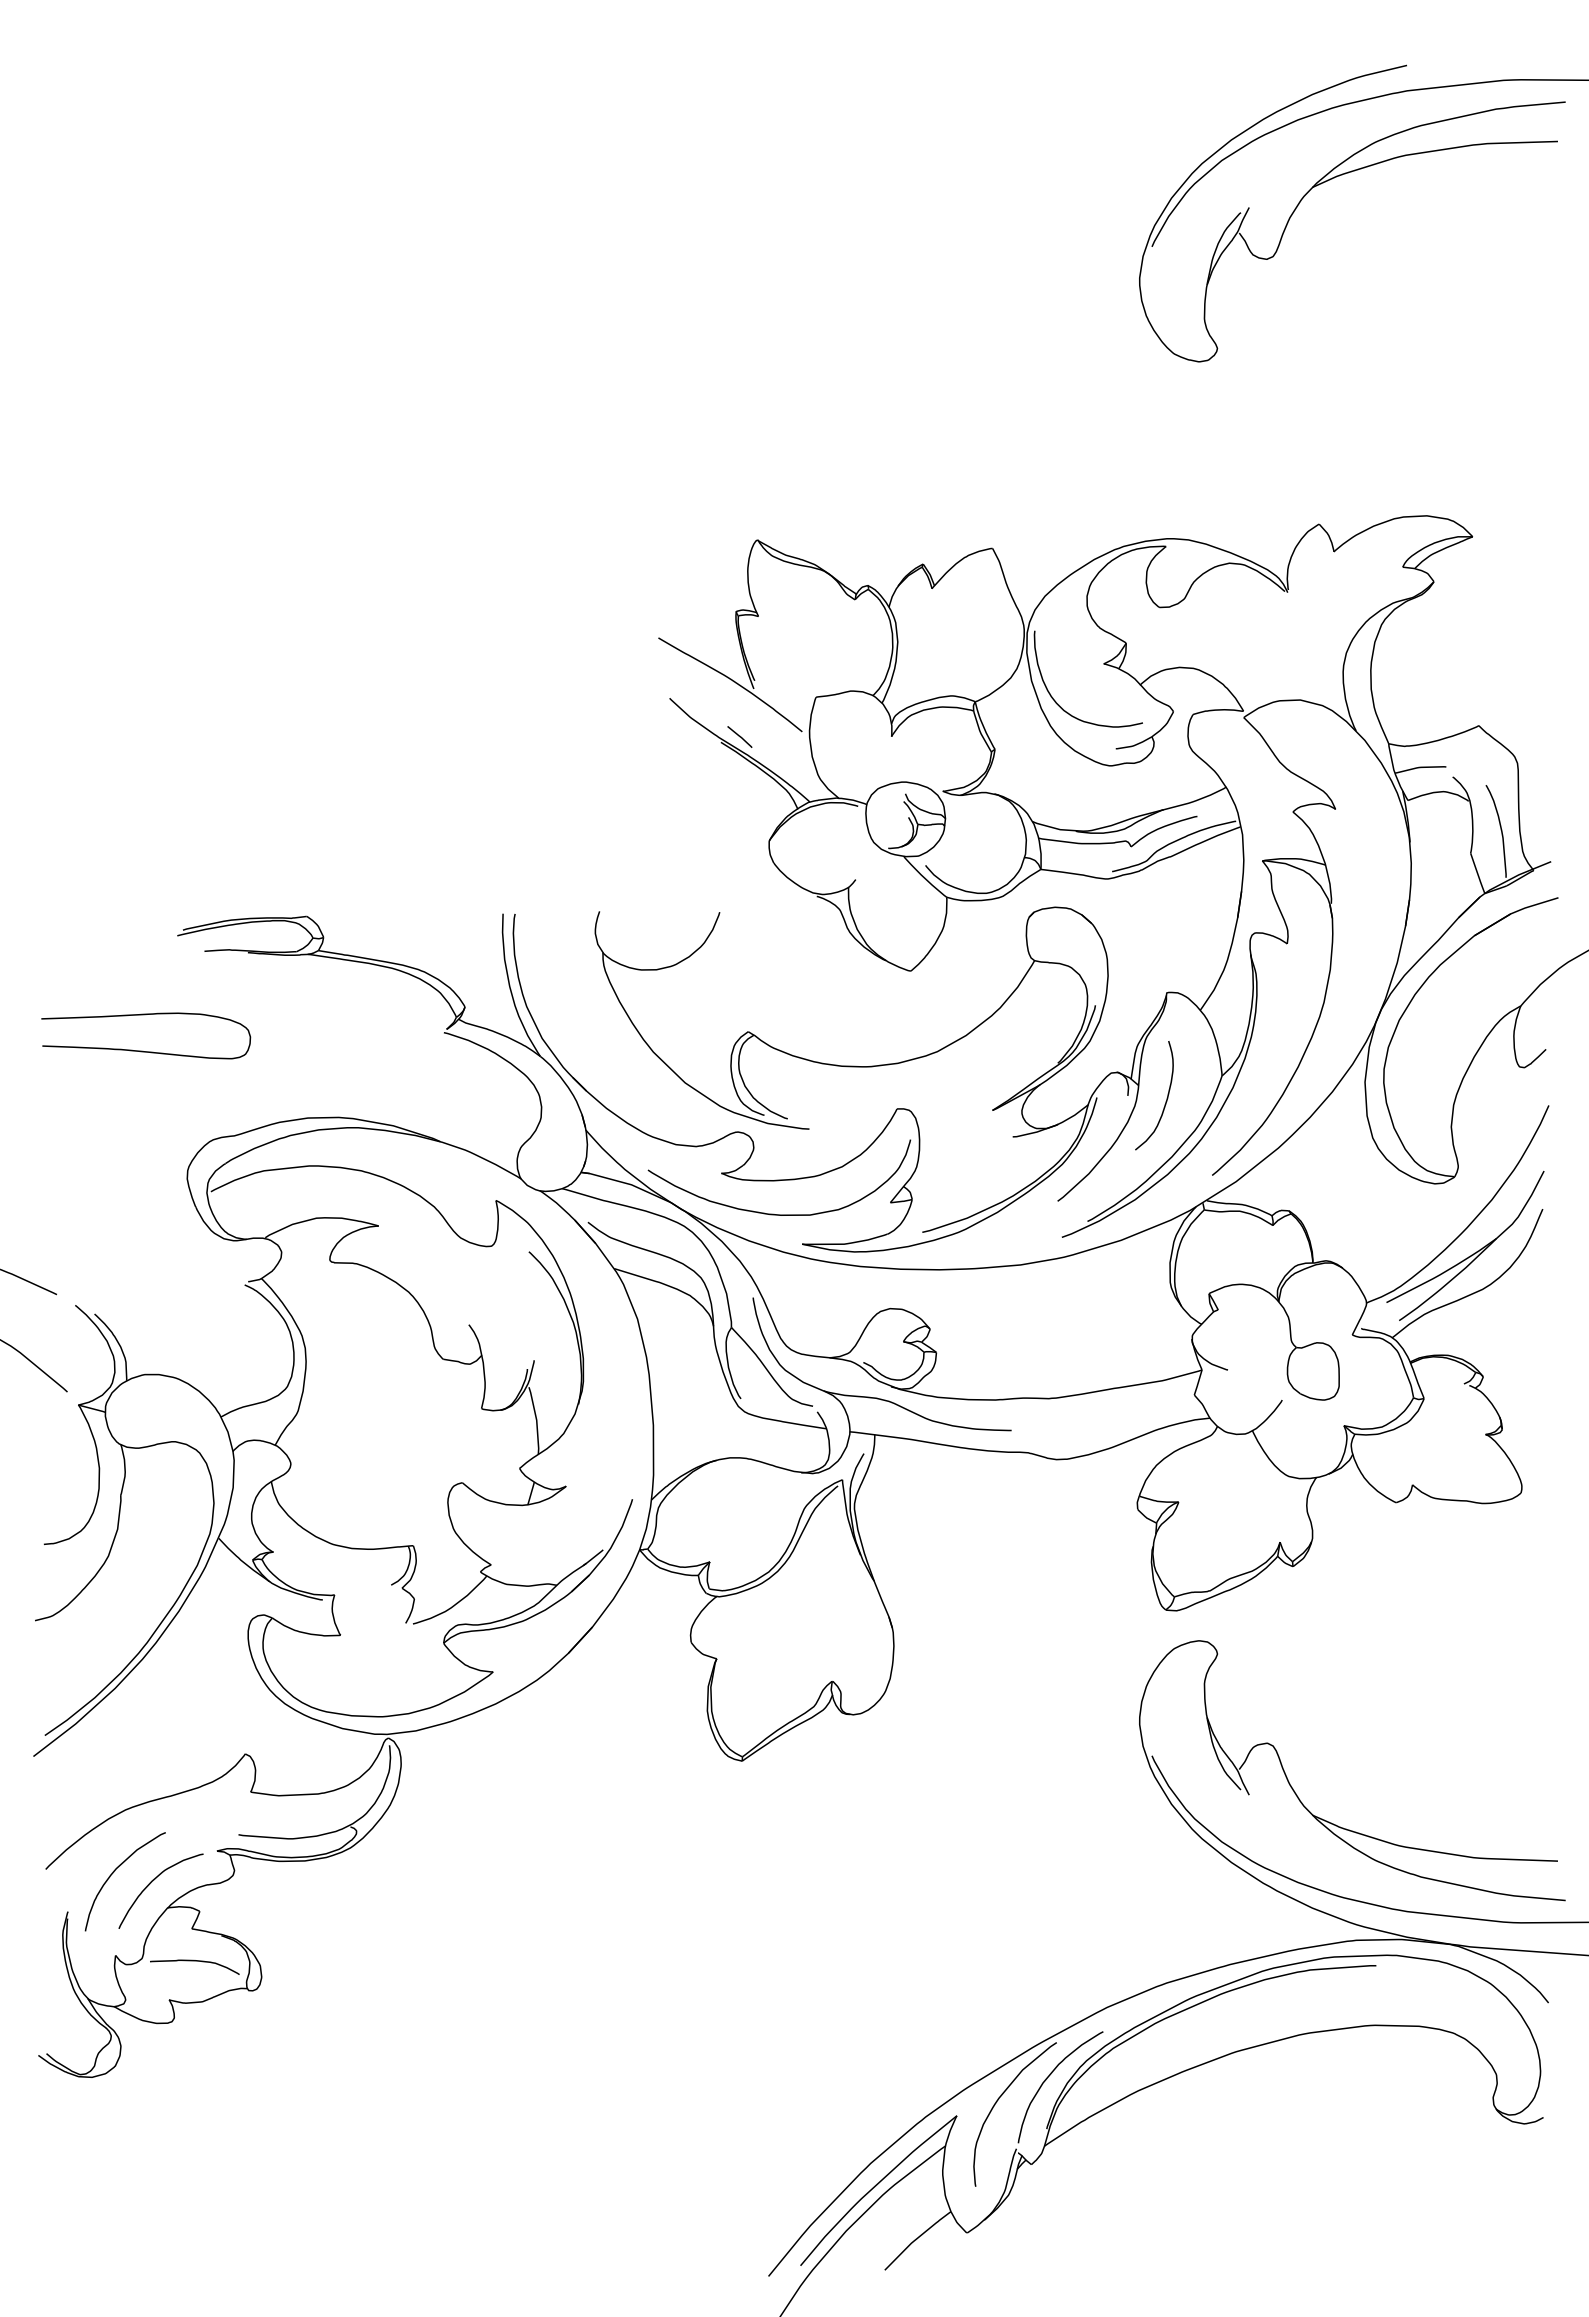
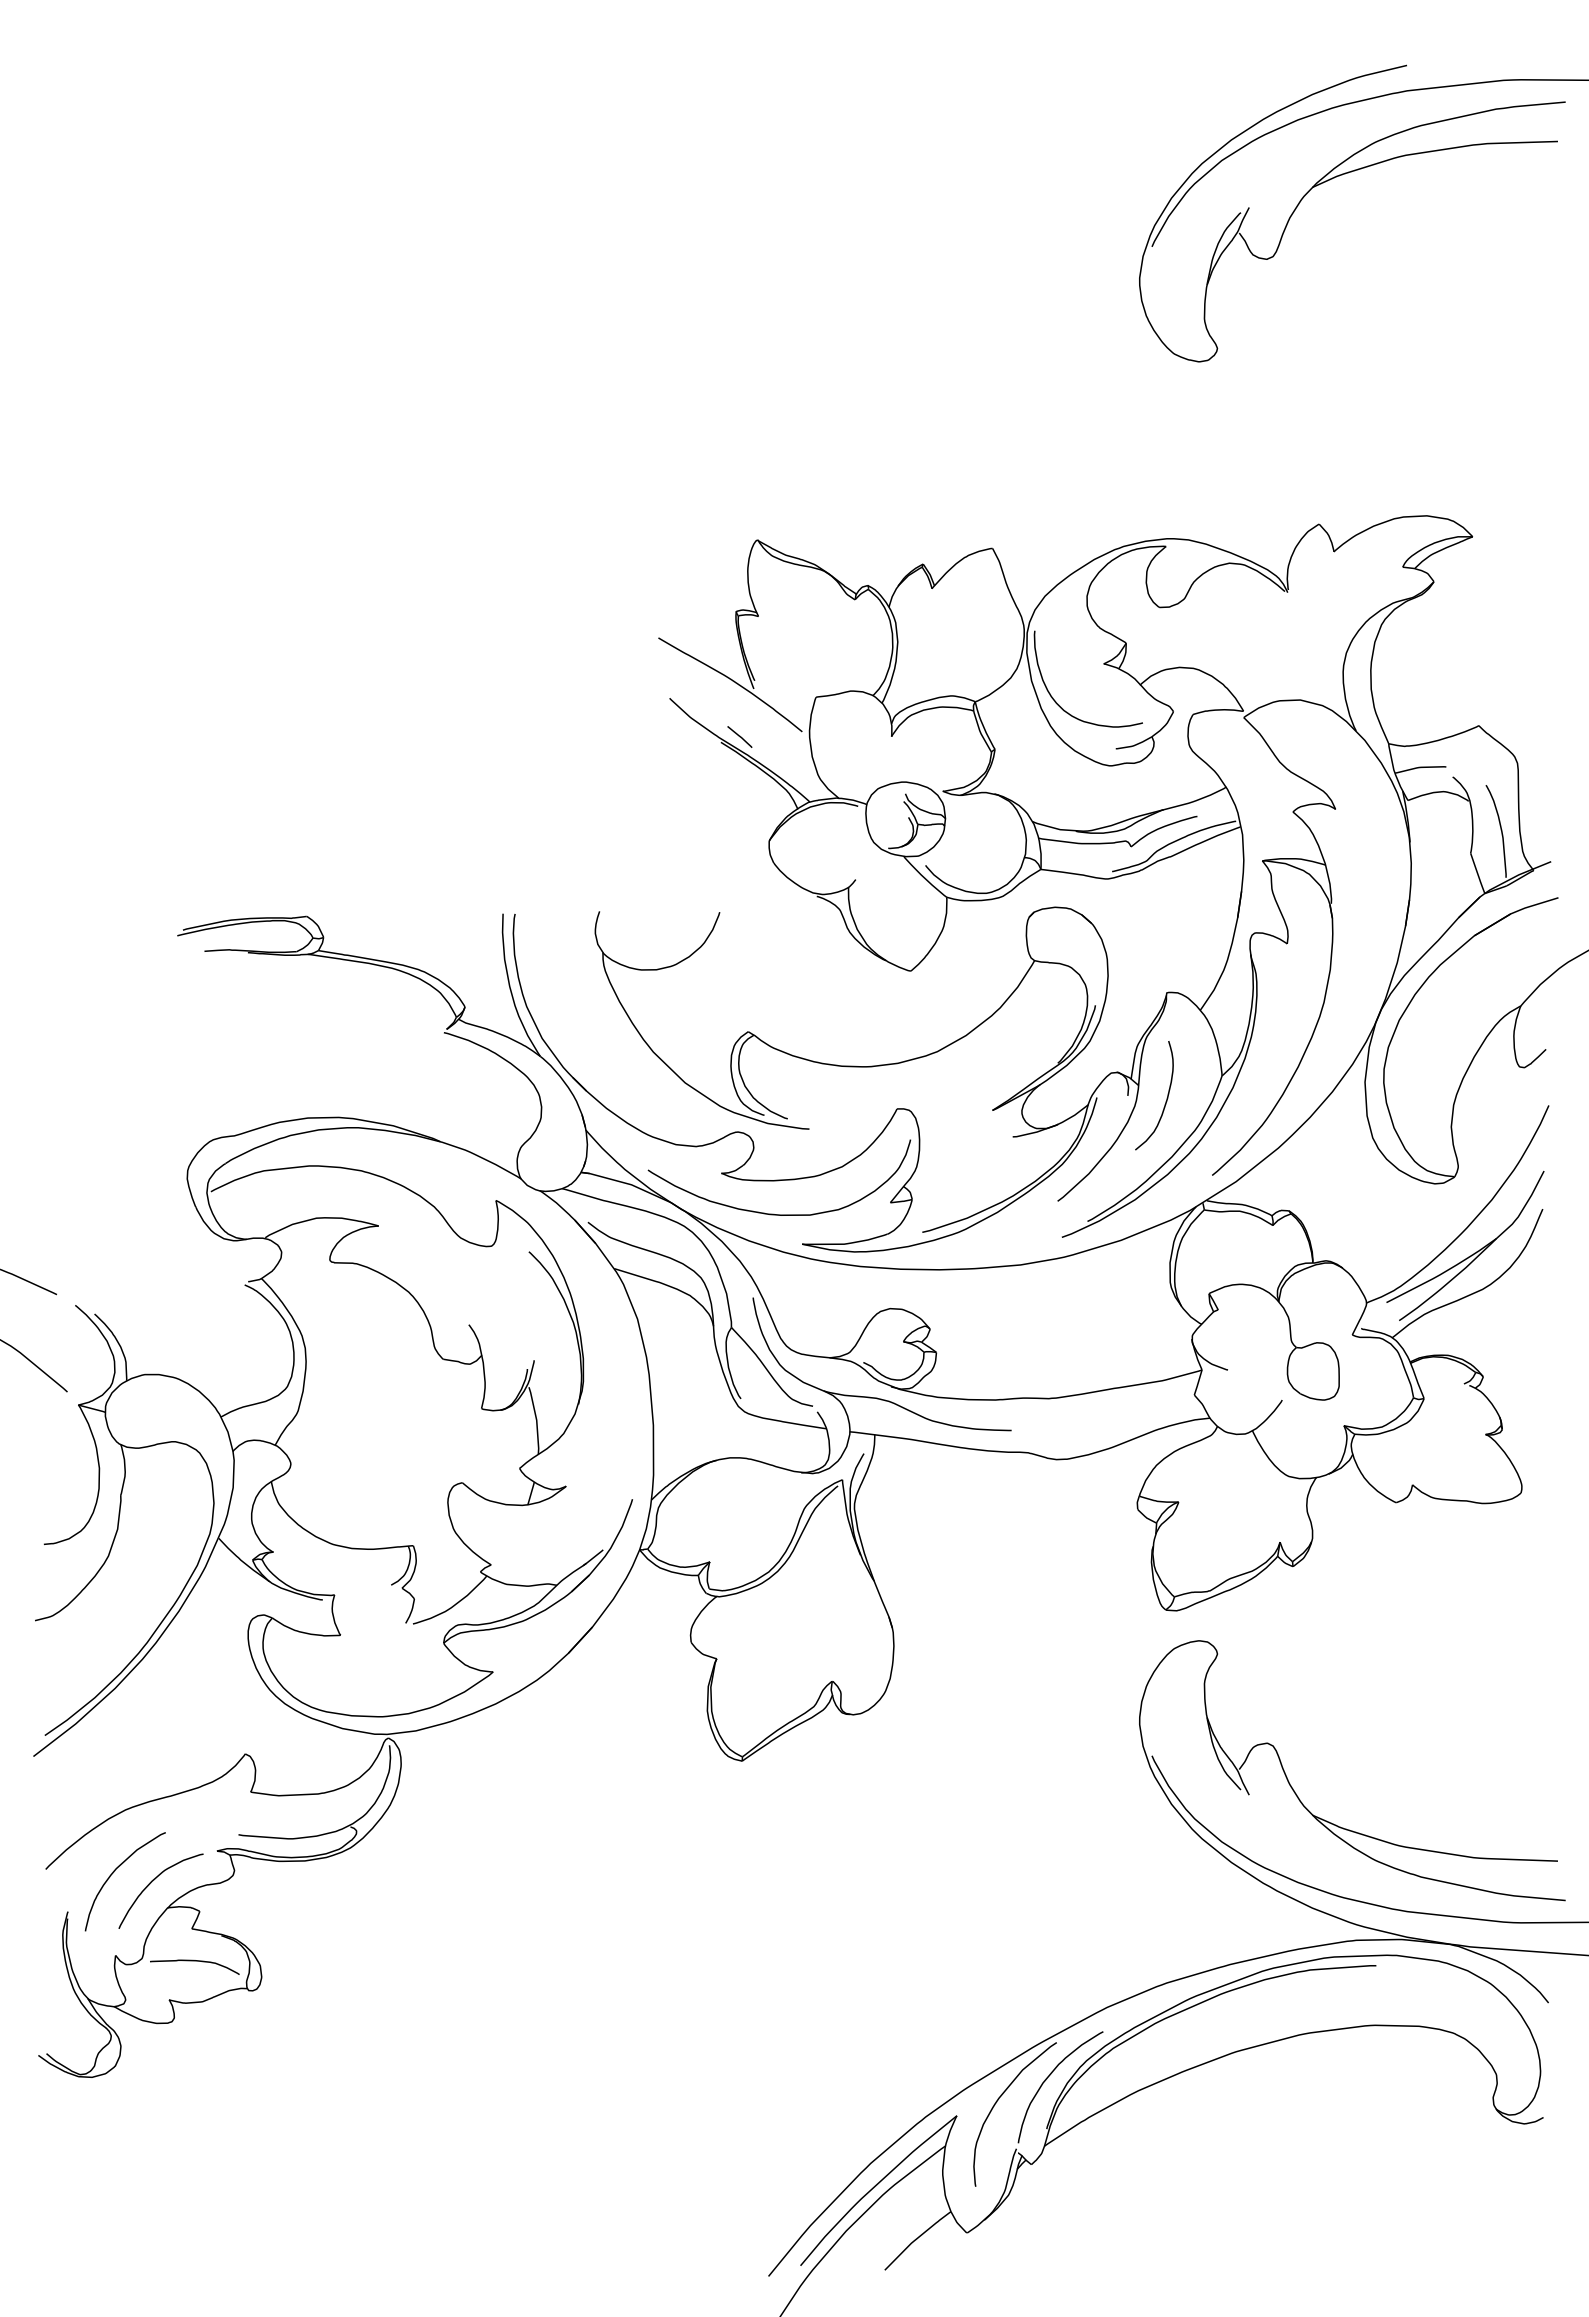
curve: present -> none (142, 1050)
